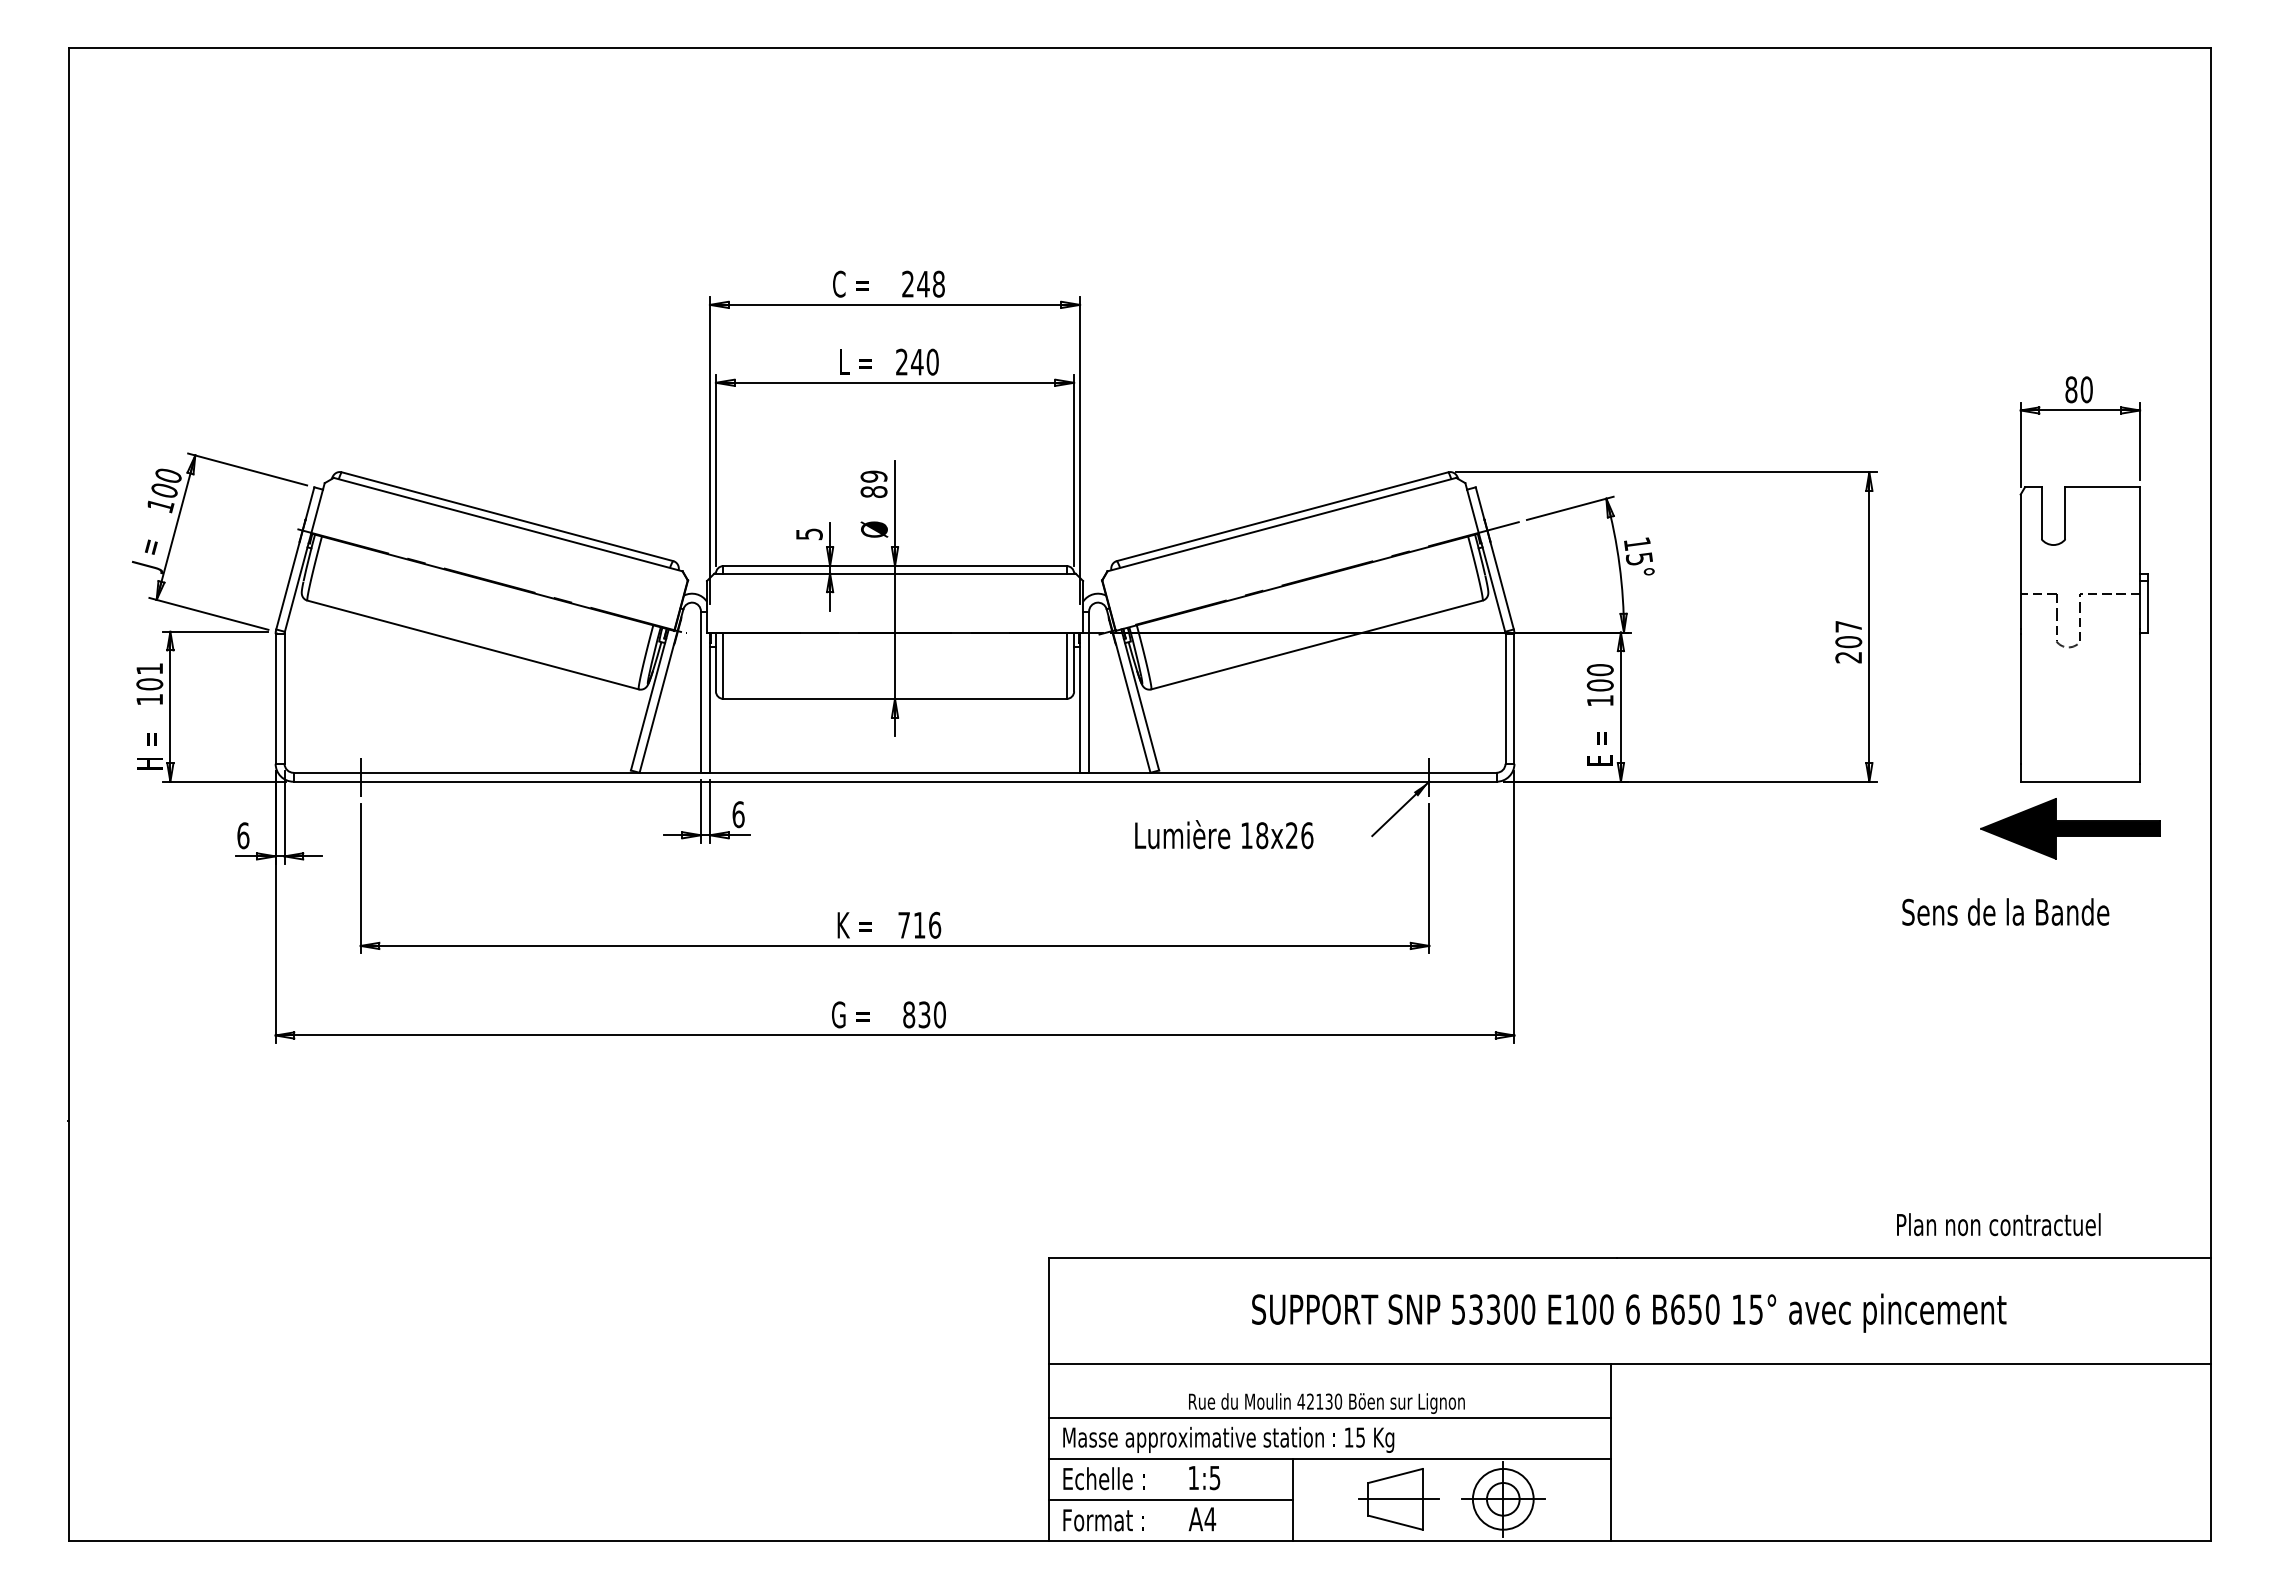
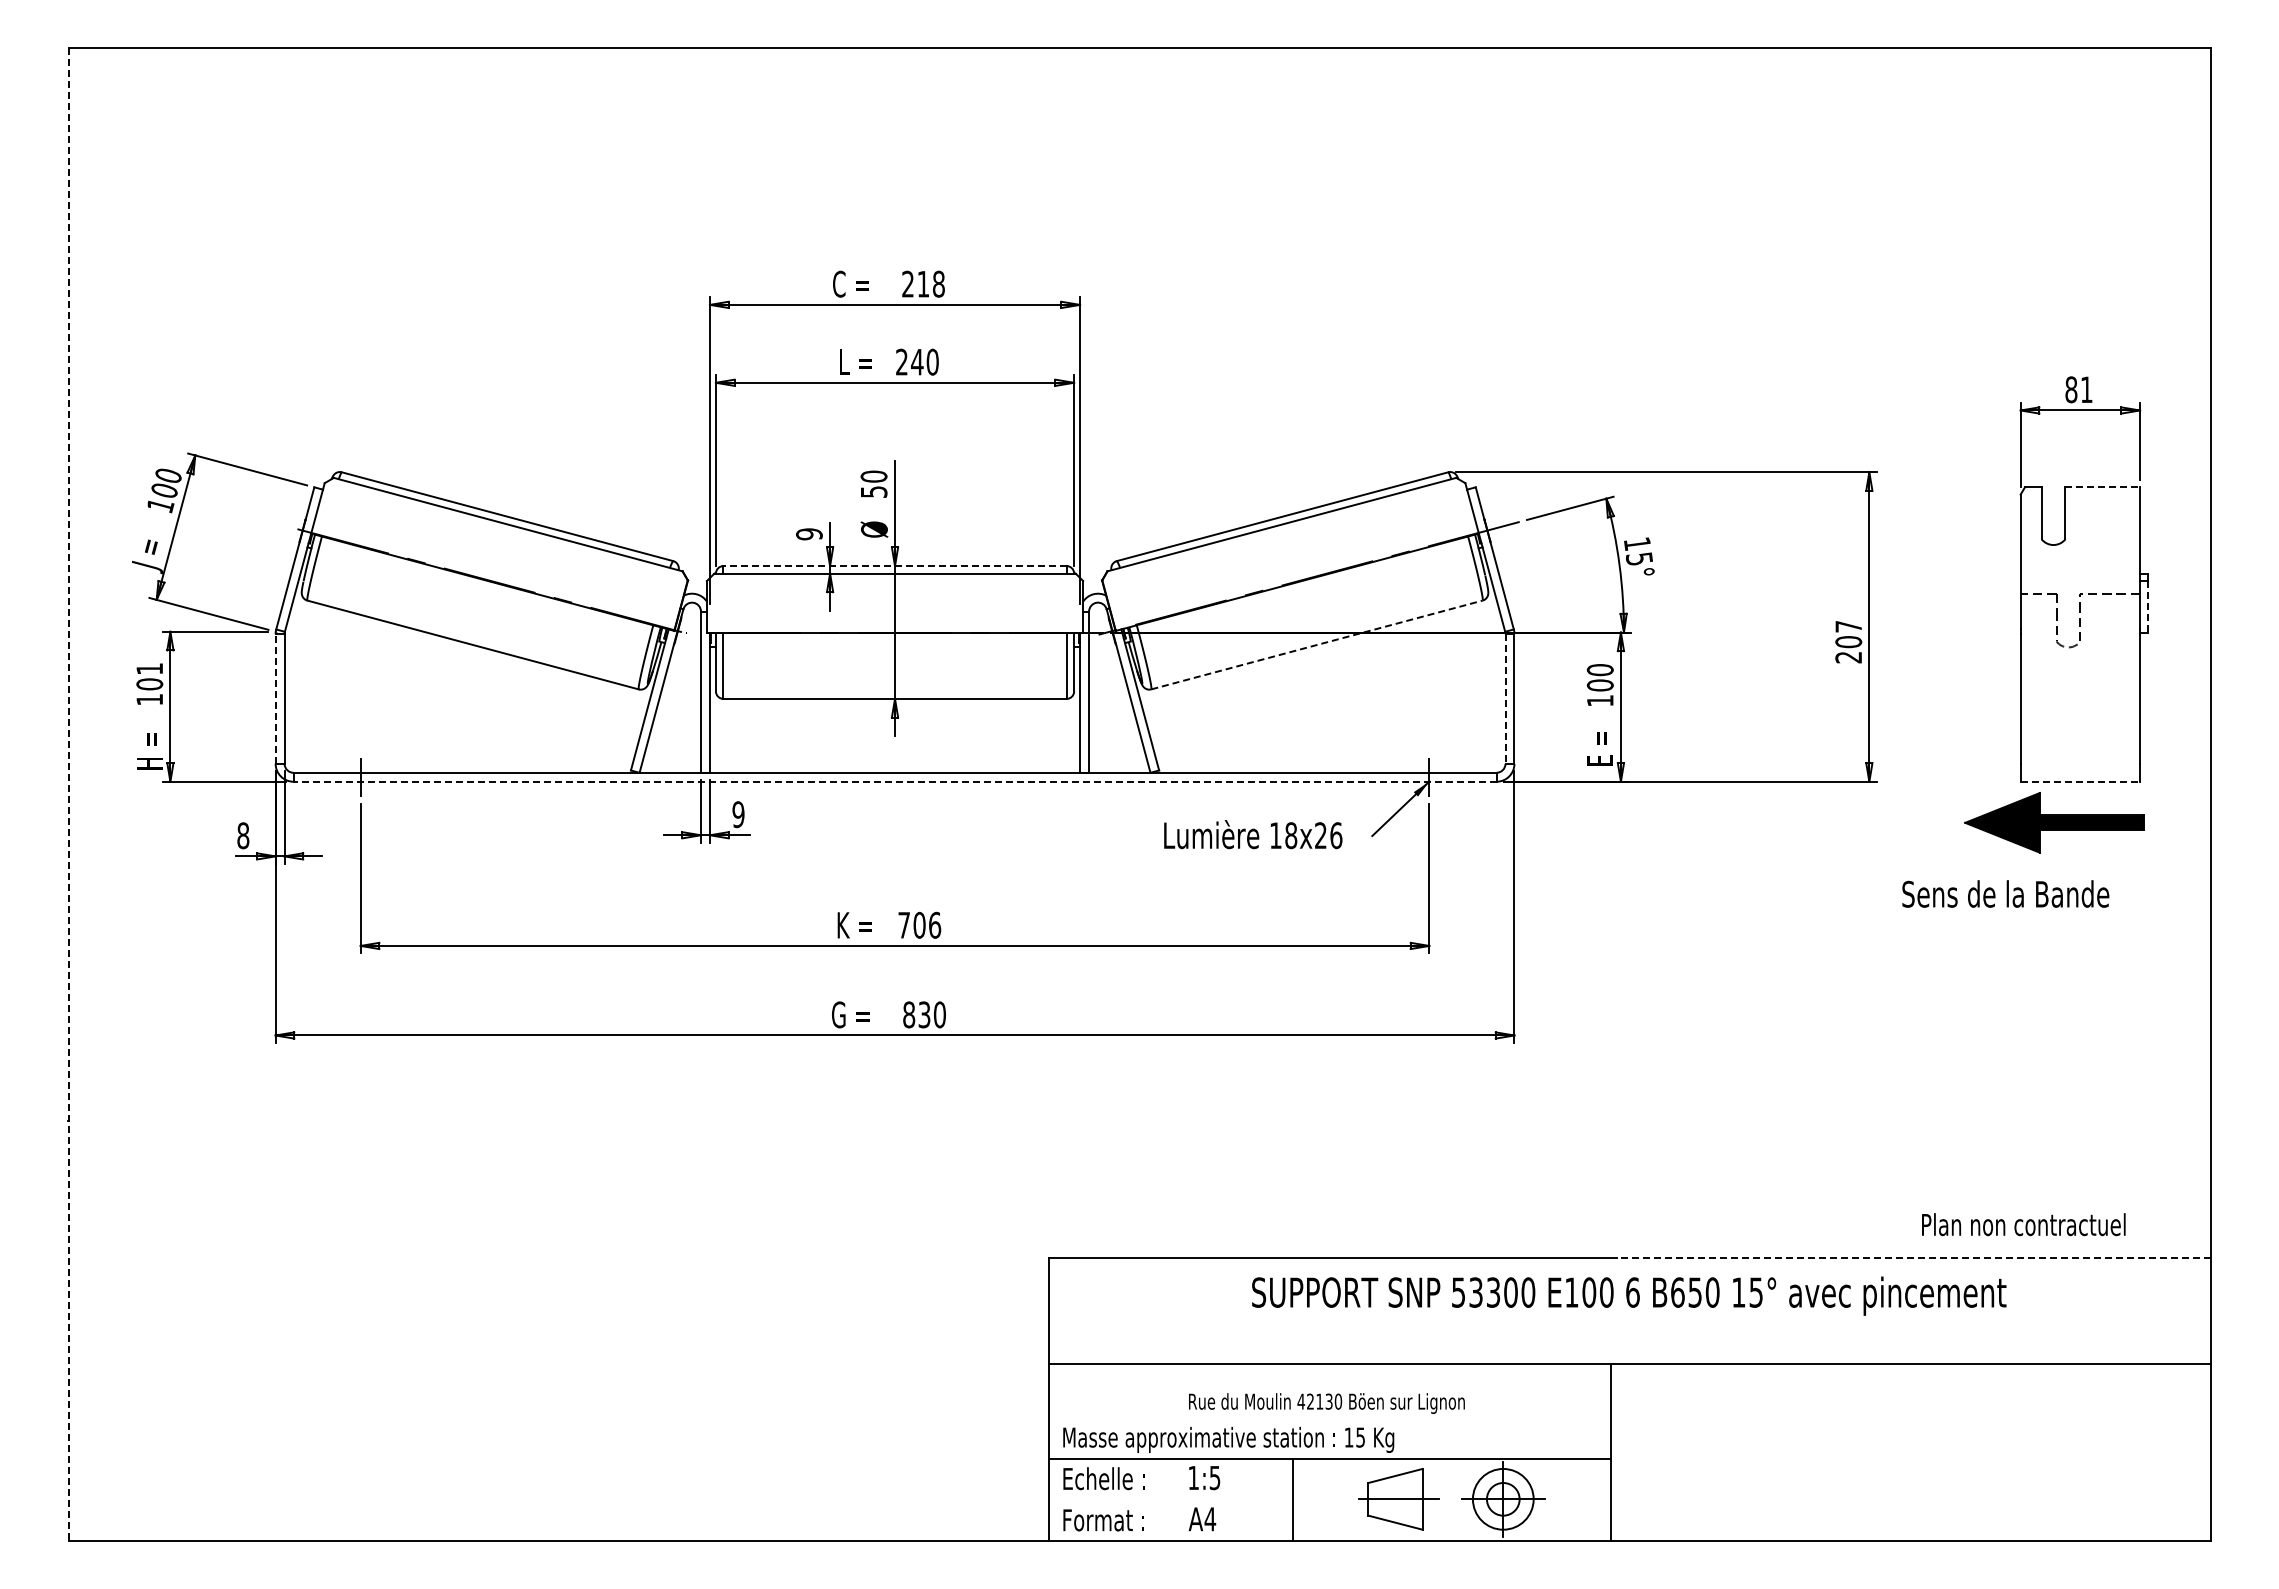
text: 248 -> 218 (923, 284)
text: 80 -> 81 (2086, 389)
text: 89 -> 50 (873, 483)
line: solid -> dashed (2103, 487)
text: 5 -> 9 (809, 534)
line: solid -> dashed (895, 566)
line: solid -> dashed (2147, 607)
line: solid -> dashed (1316, 645)
line: solid -> dashed (275, 698)
line: solid -> dashed (1505, 698)
line: solid -> dashed (894, 781)
line: solid -> dashed (2080, 781)
line: solid -> dashed (68, 794)
text: 6 -> 9 (738, 814)
part position: (2070, 828) -> (2054, 822) (2054, 822)
text position: (1224, 834) -> (1253, 834) (1253, 834)
text: 6 -> 8 (243, 835)
text position: (2005, 911) -> (2005, 893) (2005, 893)
text: 716 -> 706 (919, 924)
text position: (1998, 1224) -> (2023, 1224) (2023, 1224)
line: solid -> dashed (1913, 1257)
text position: (1629, 1312) -> (1629, 1295) (1629, 1295)
line: present -> none (1330, 1418)
line: present -> none (1170, 1500)
